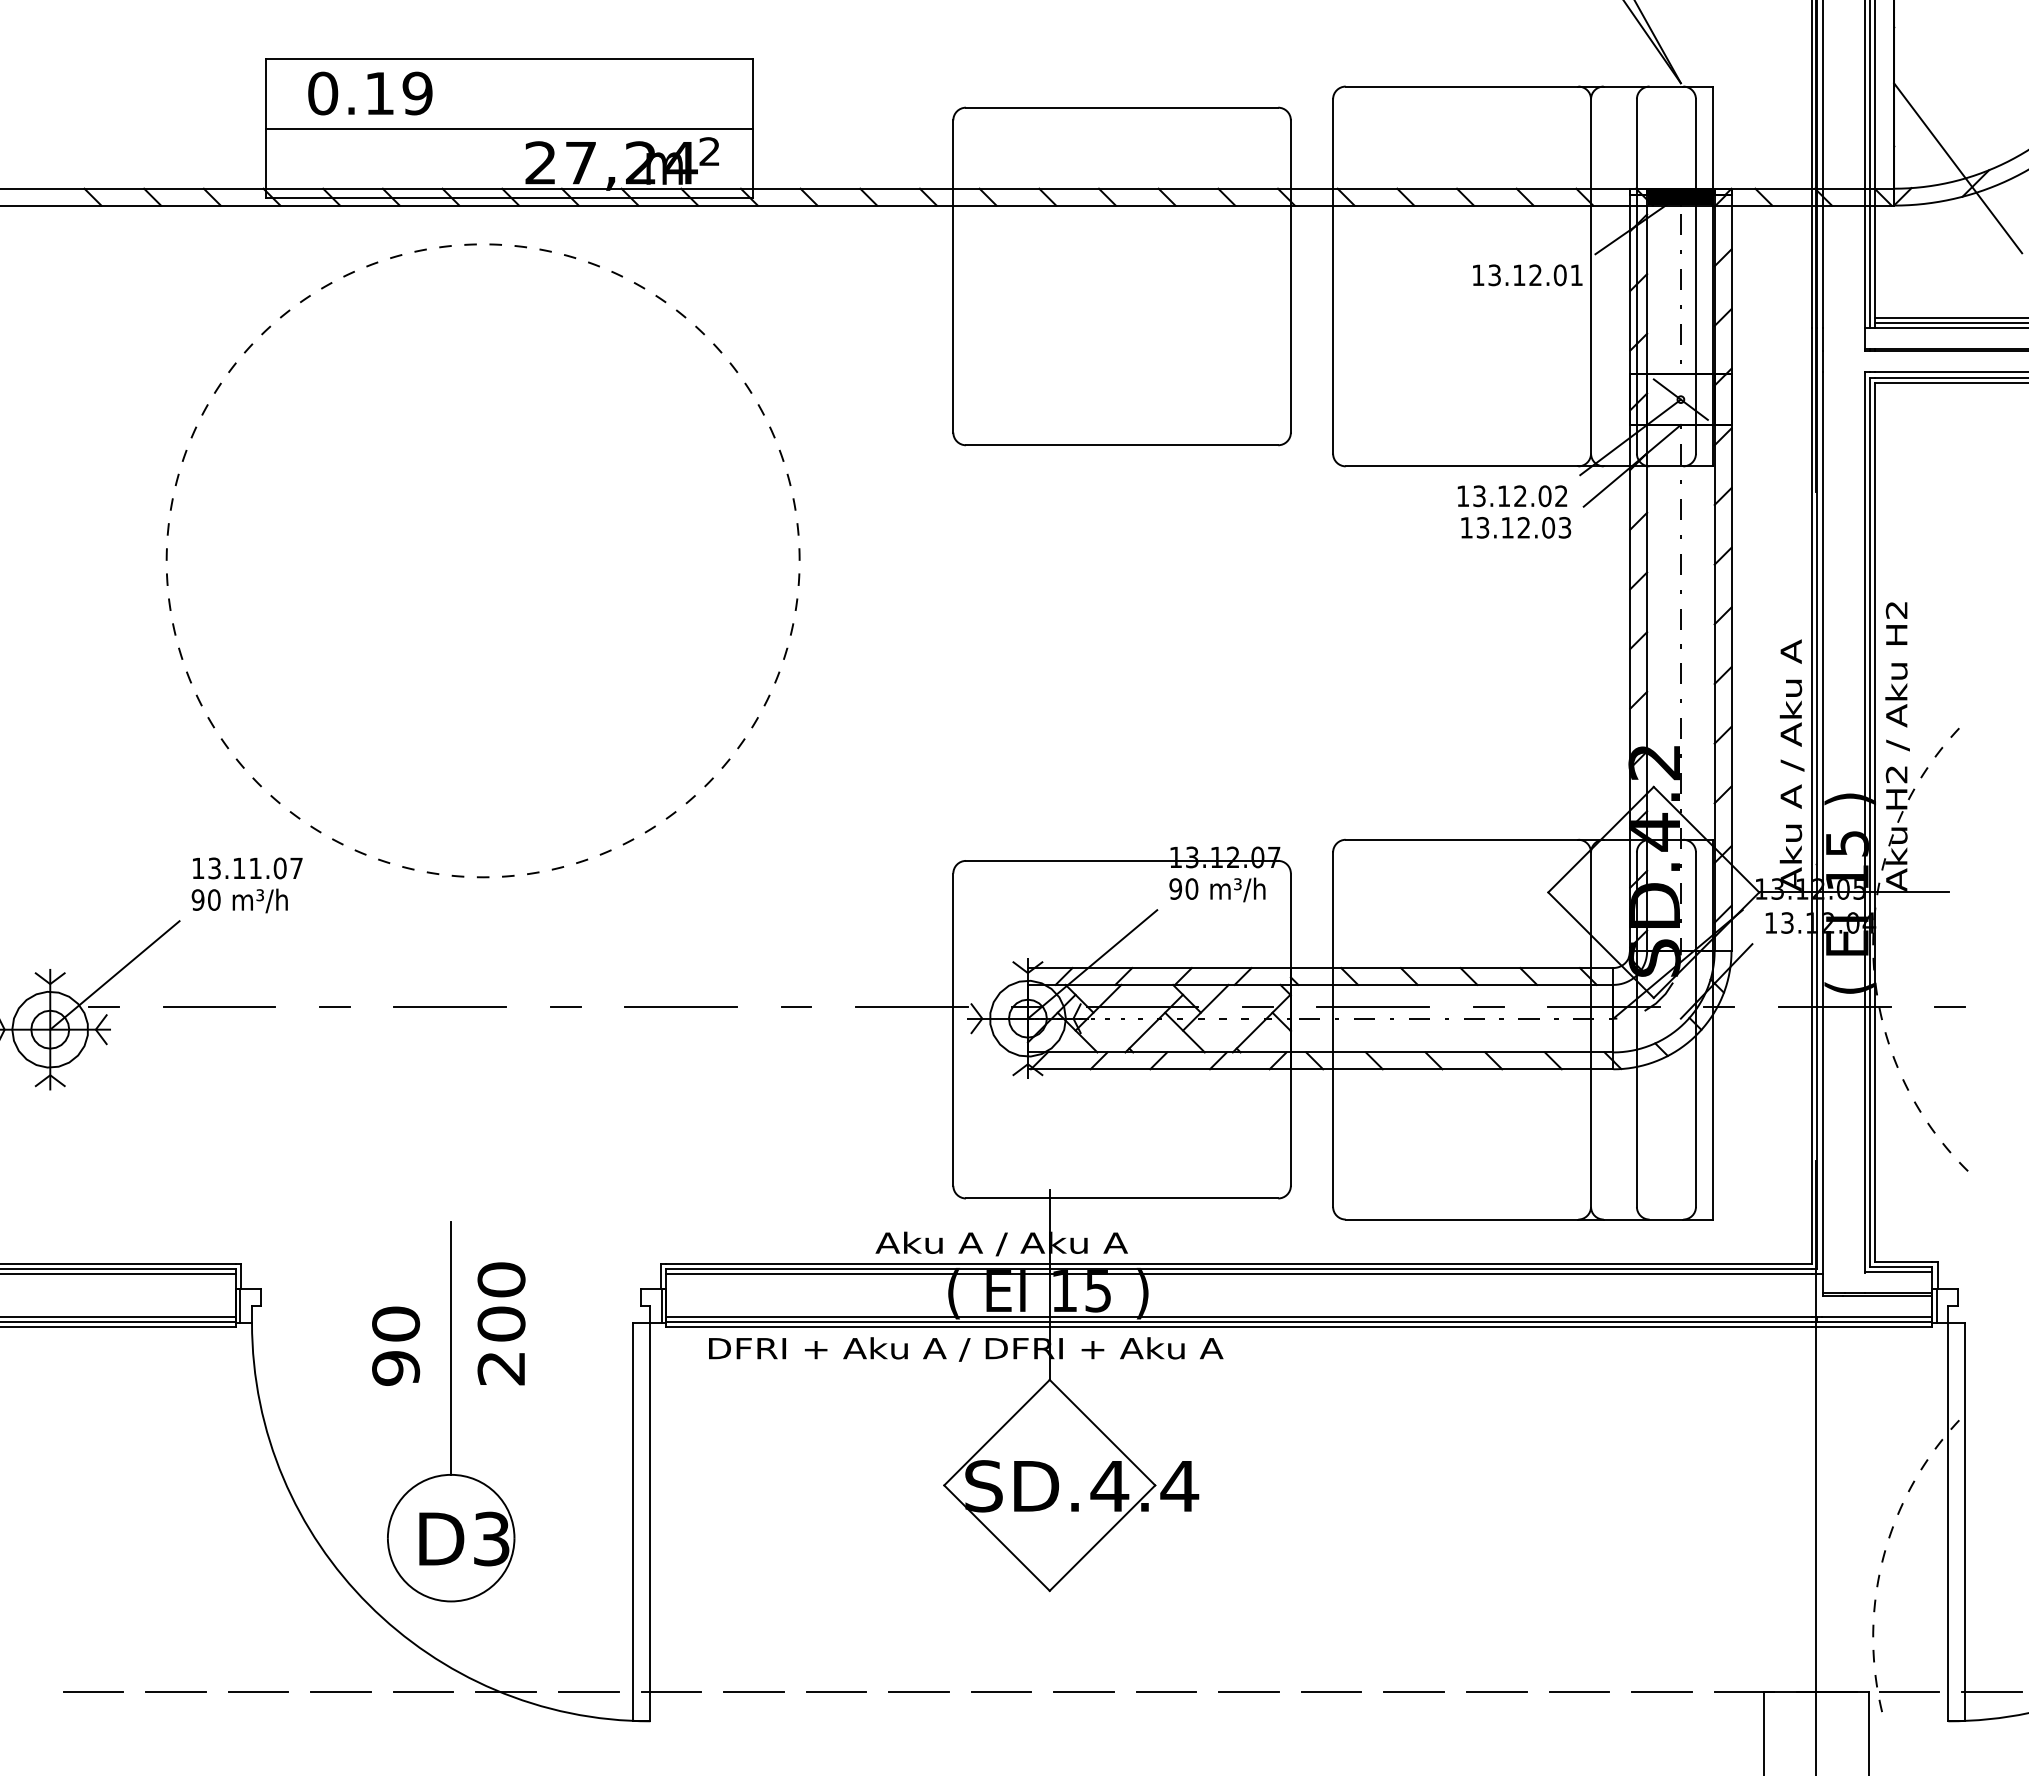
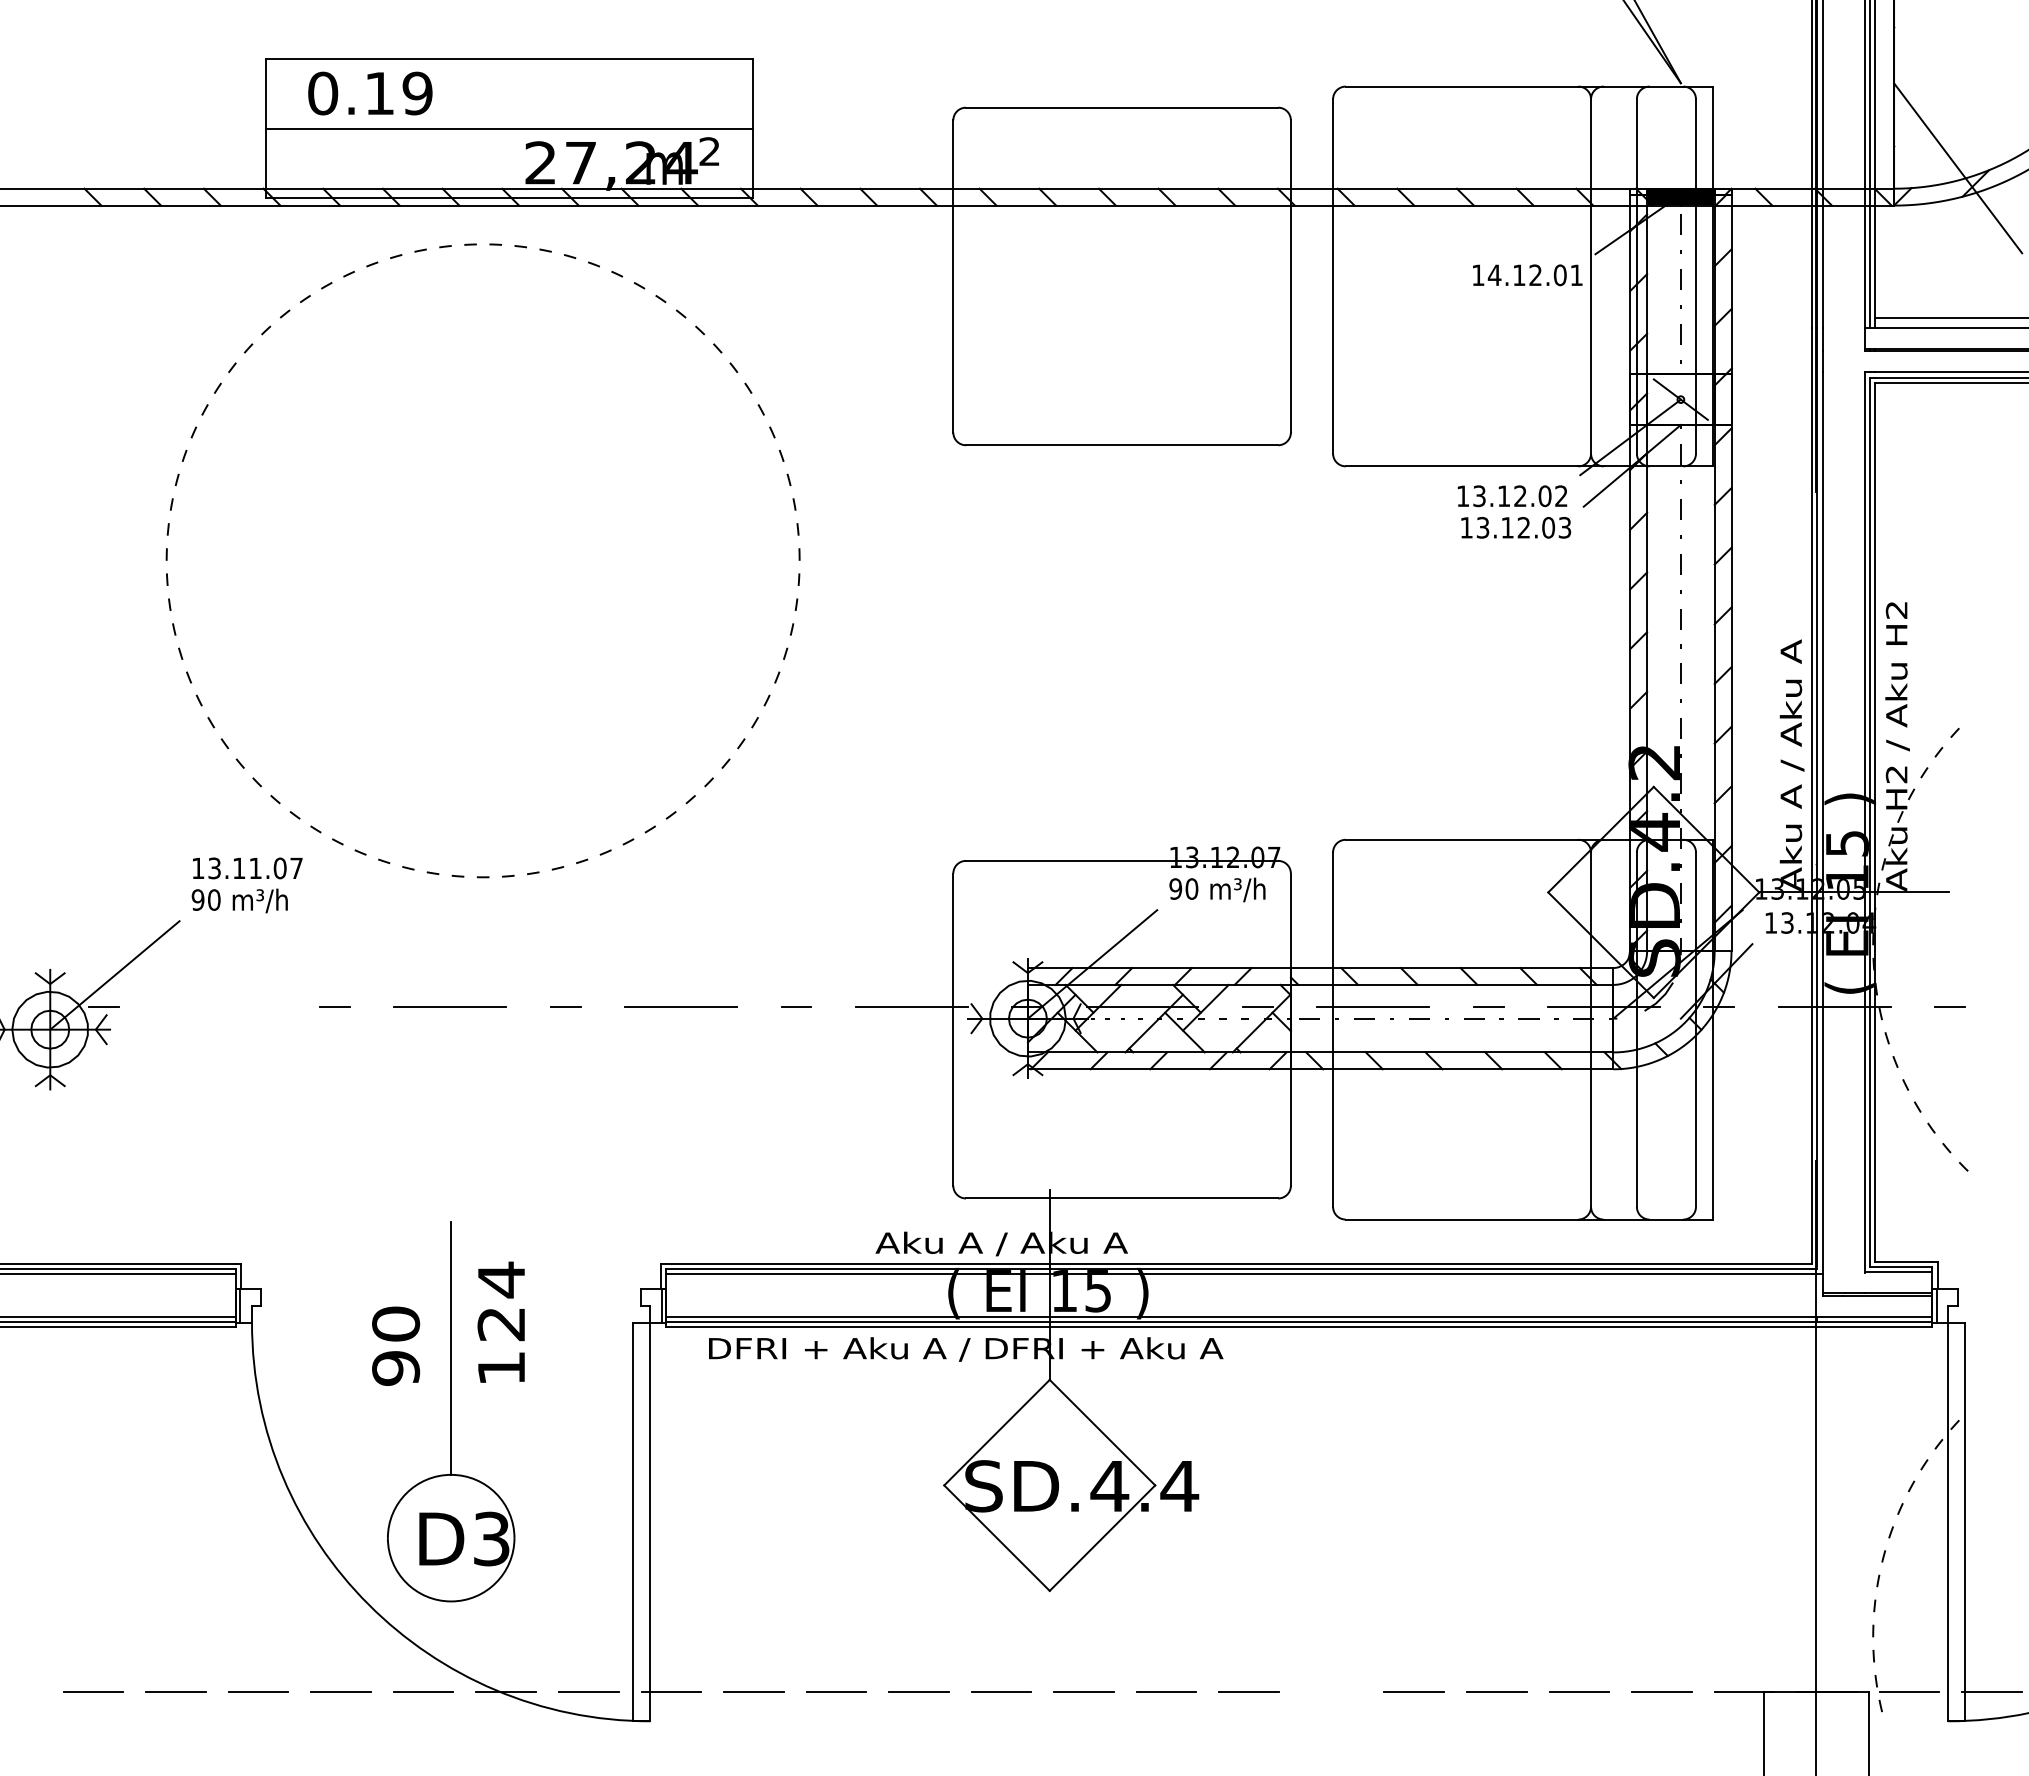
text: 13.12.01 -> 14.12.01 (1494, 275)
line: present -> none (1950, 322)
line: present -> none (219, 1007)
text: 200 -> 124 (501, 1323)
line: present -> none (1331, 1691)
